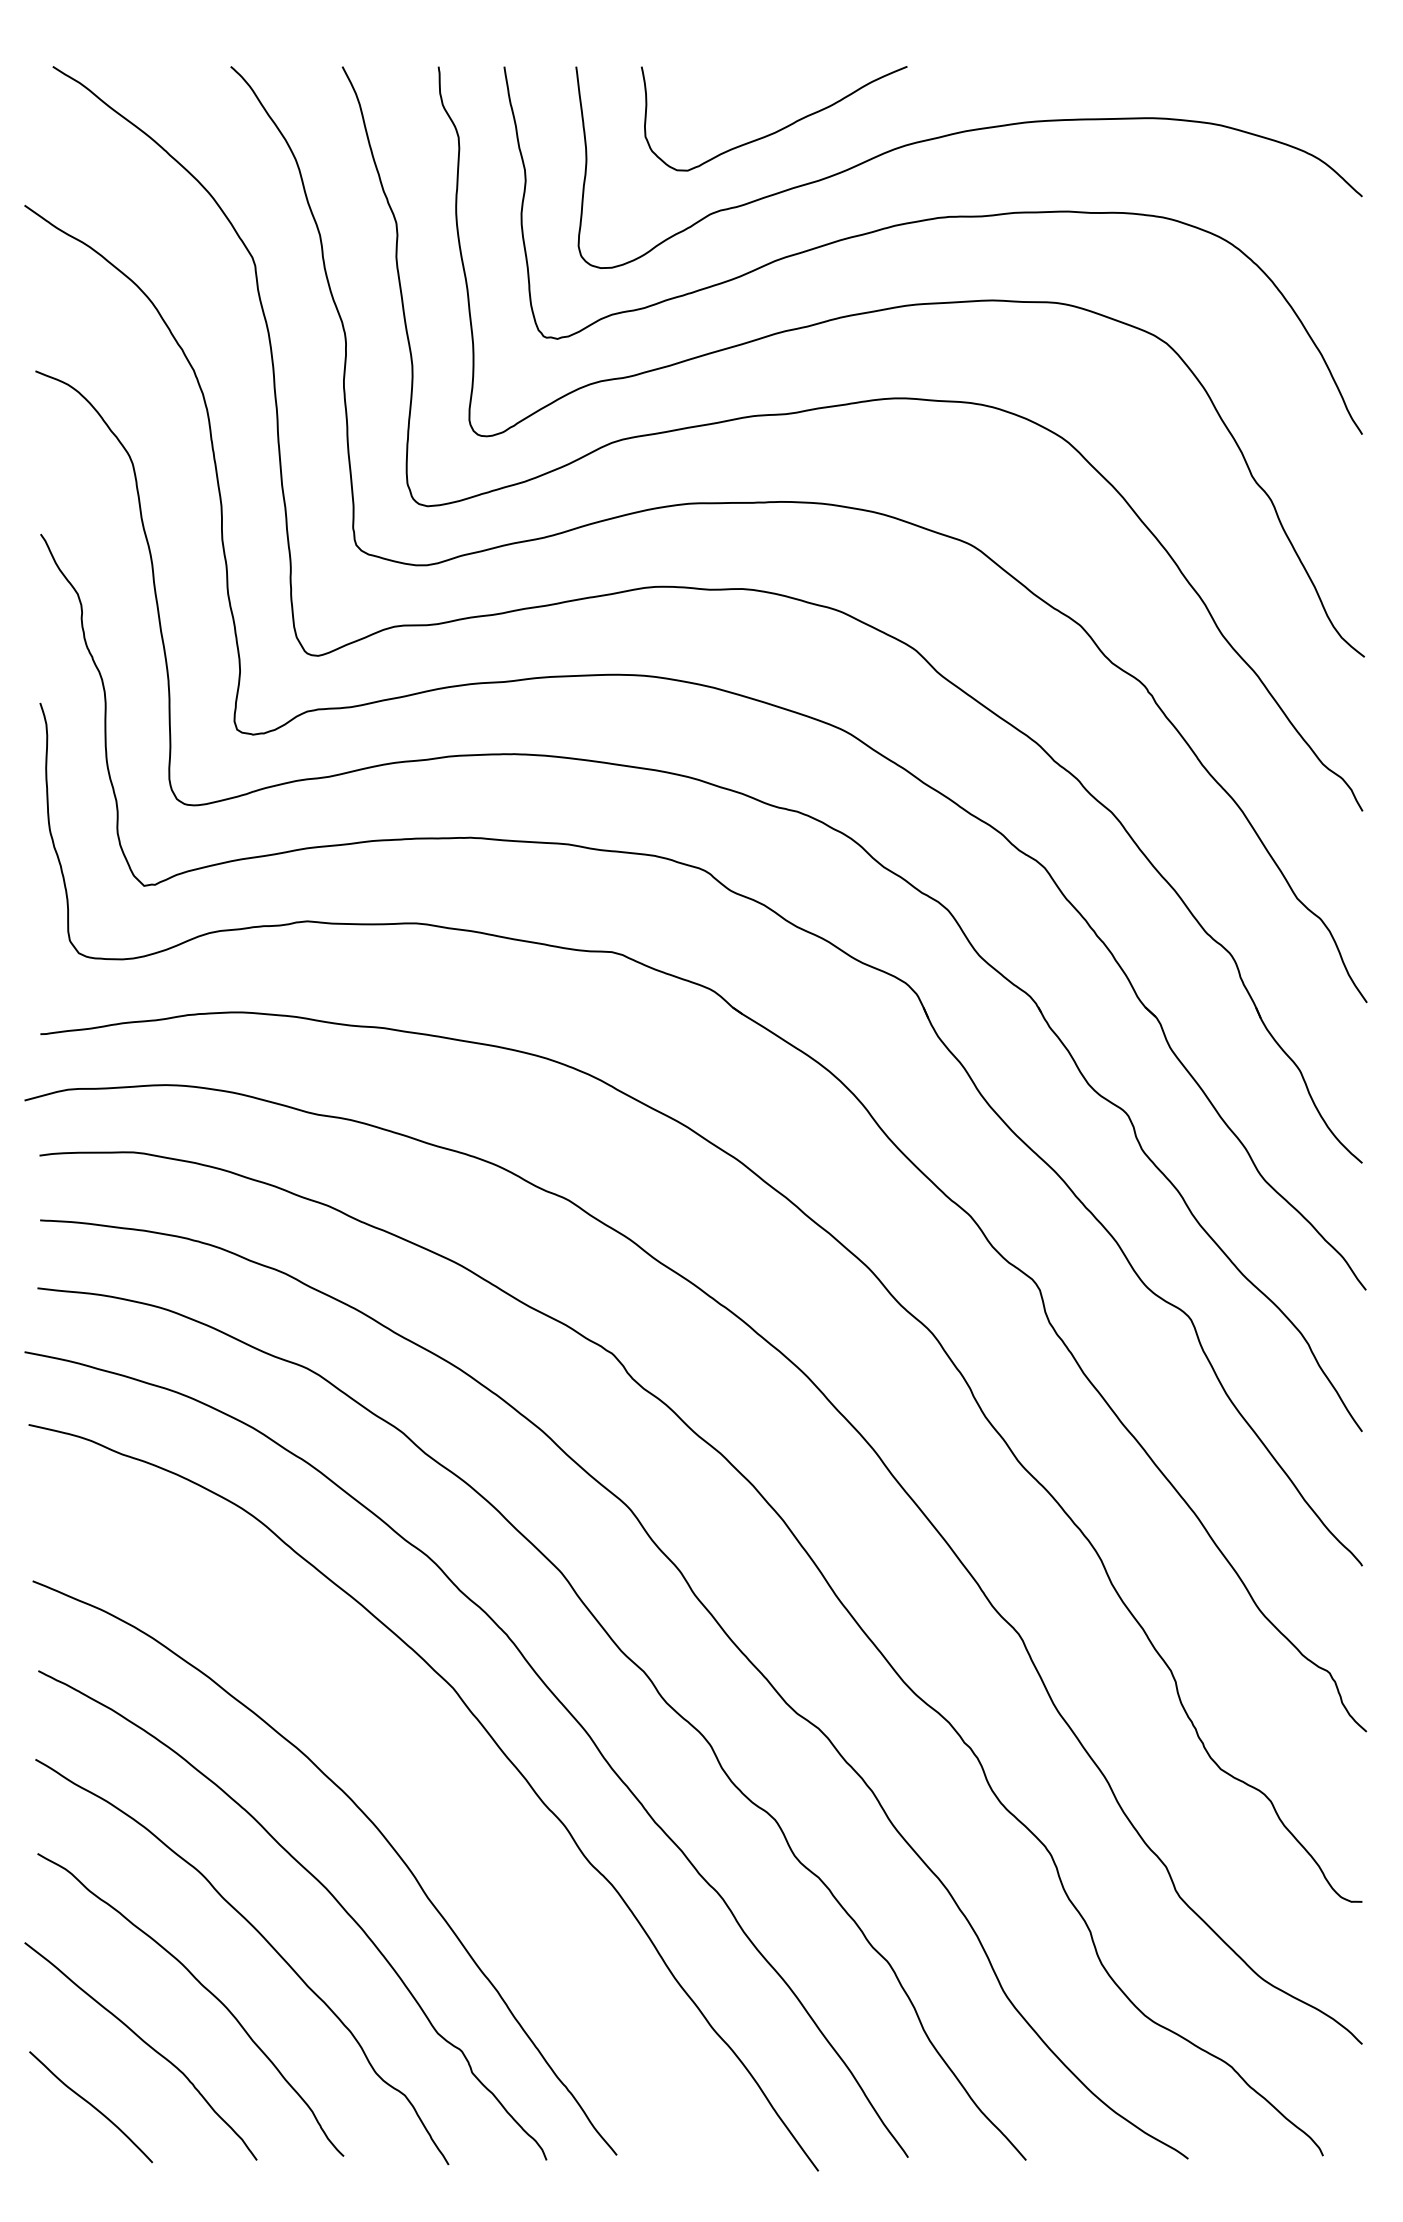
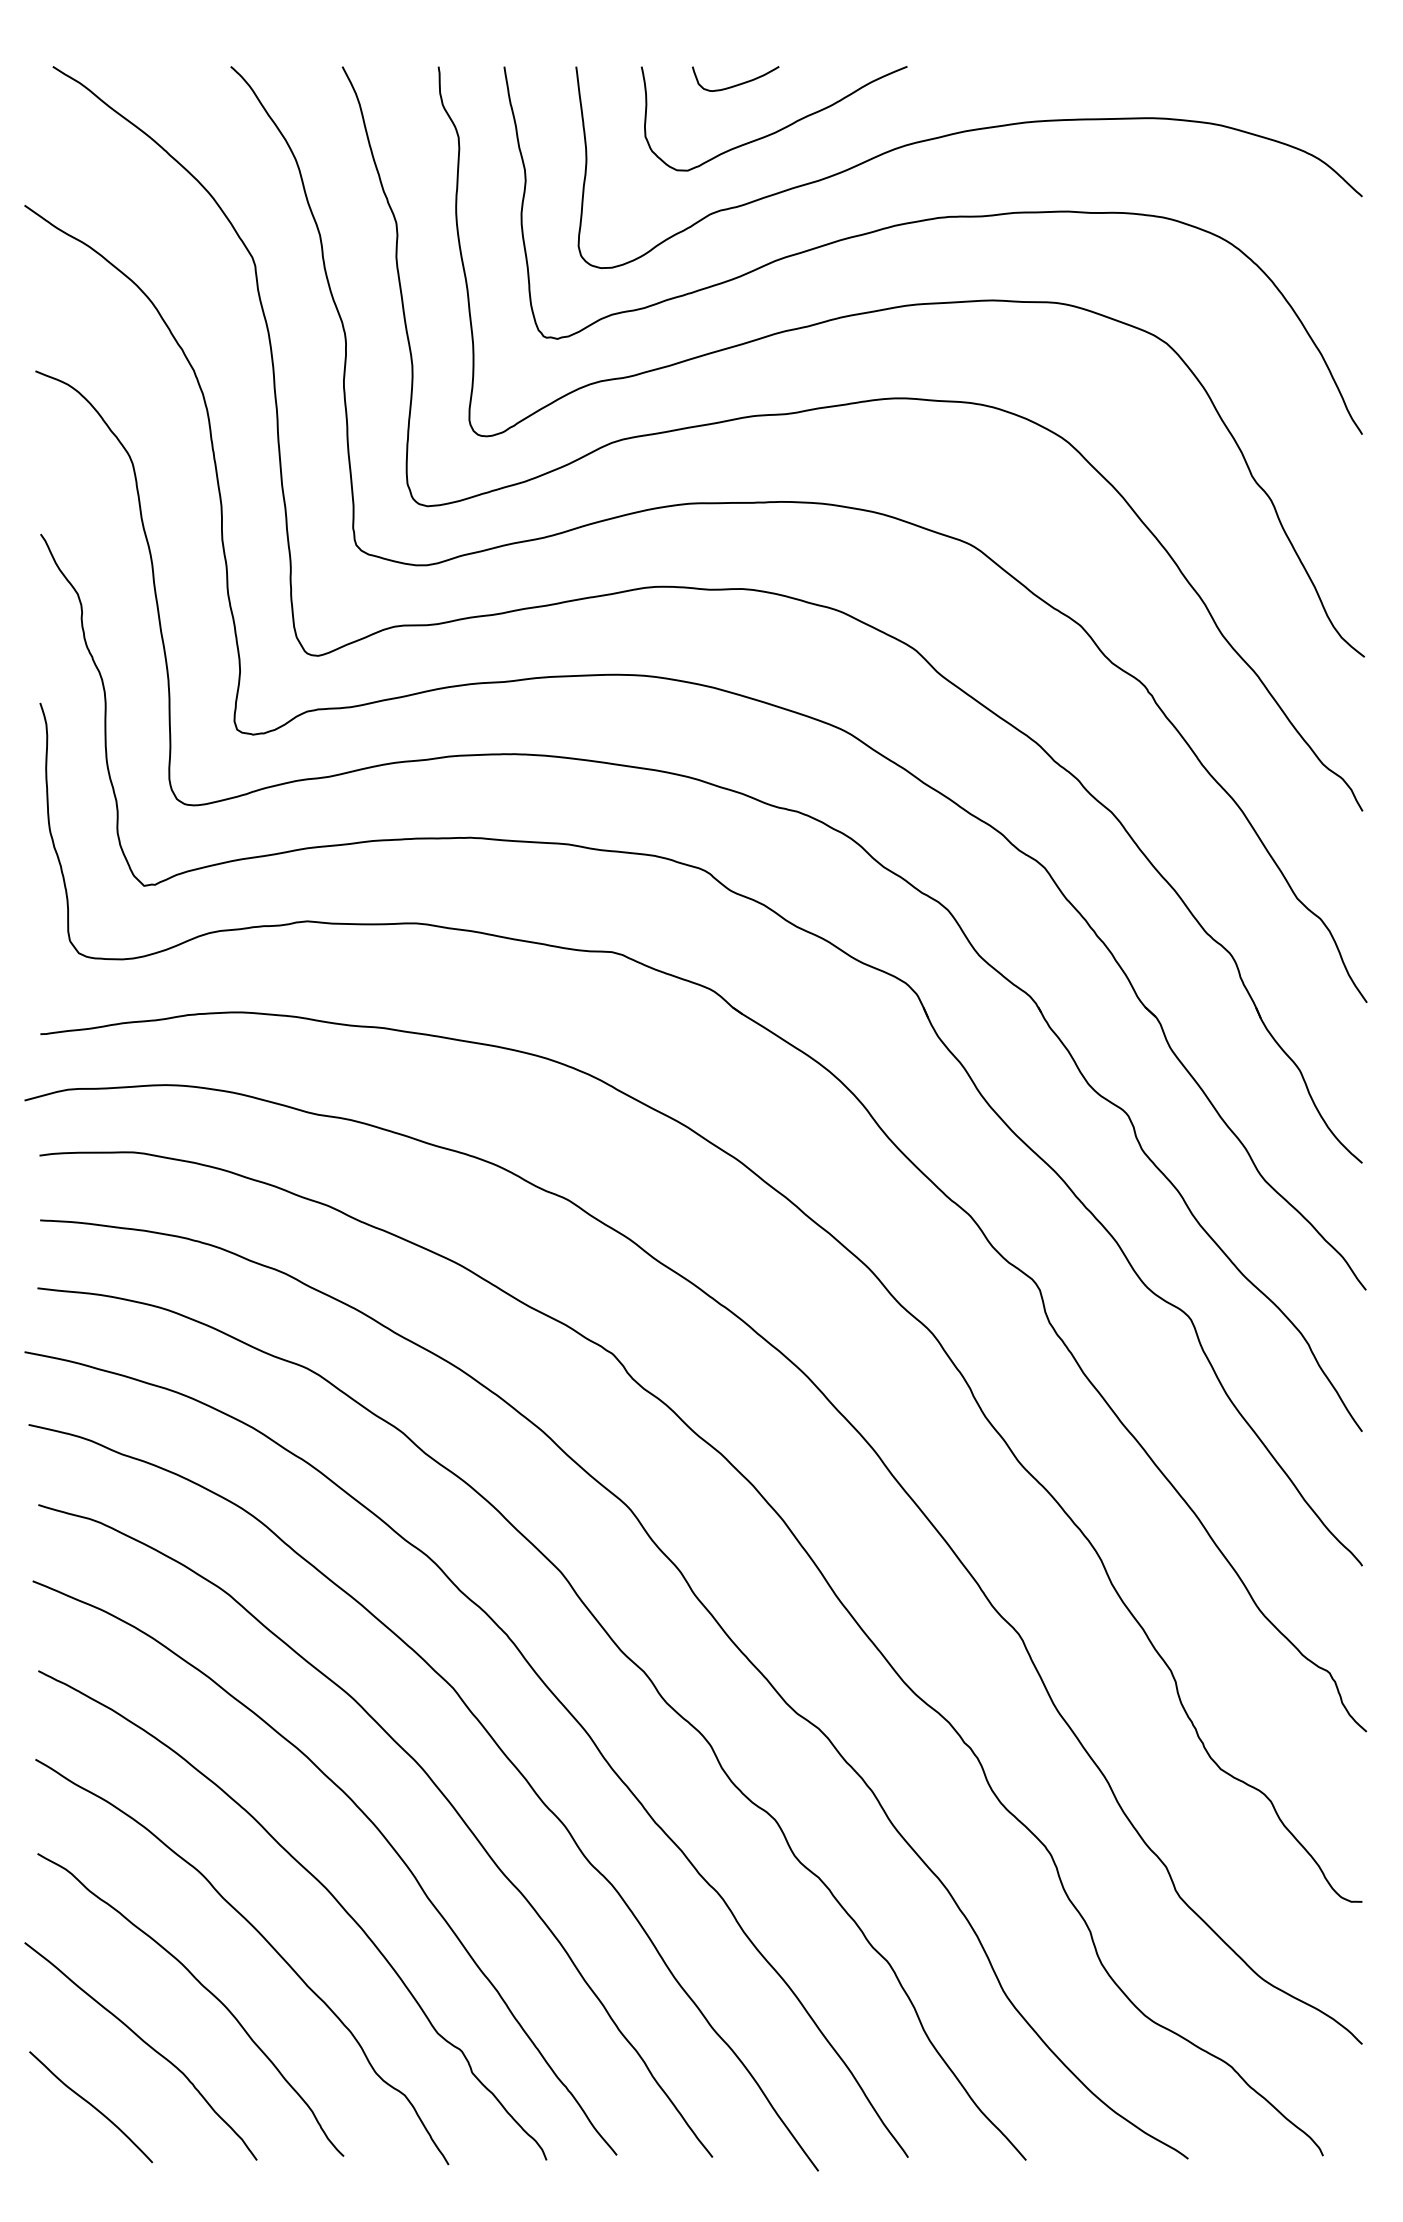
curve: none -> present (735, 84)
curve: none -> present (433, 1784)
